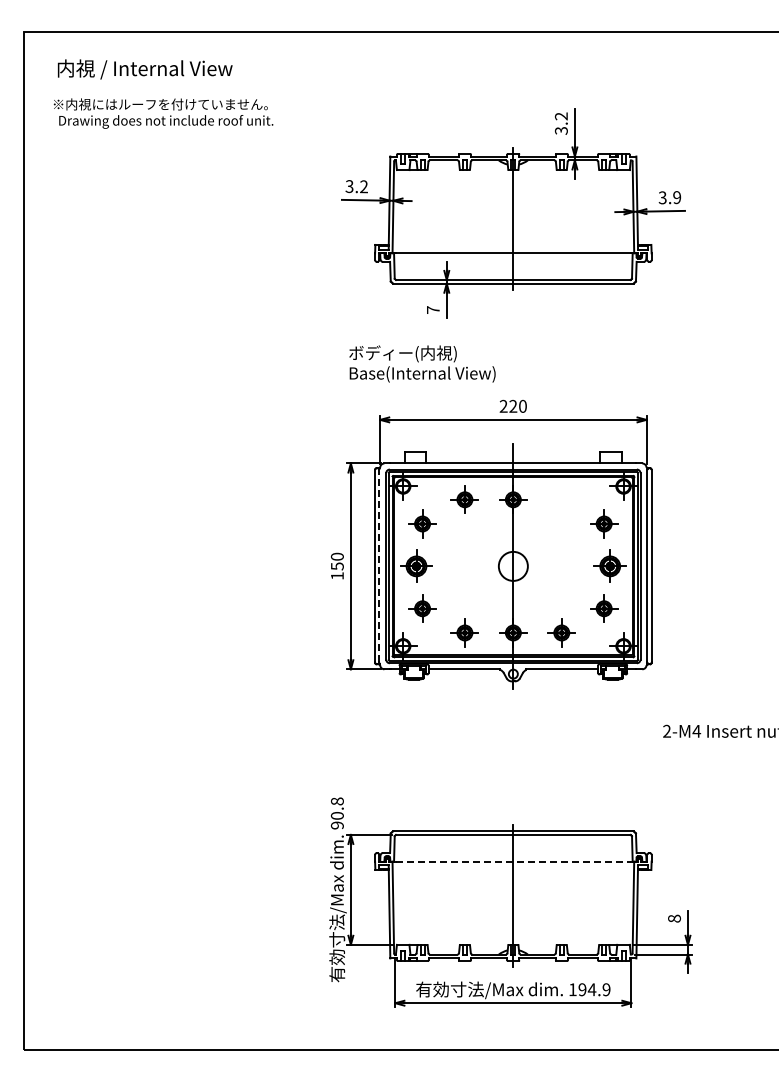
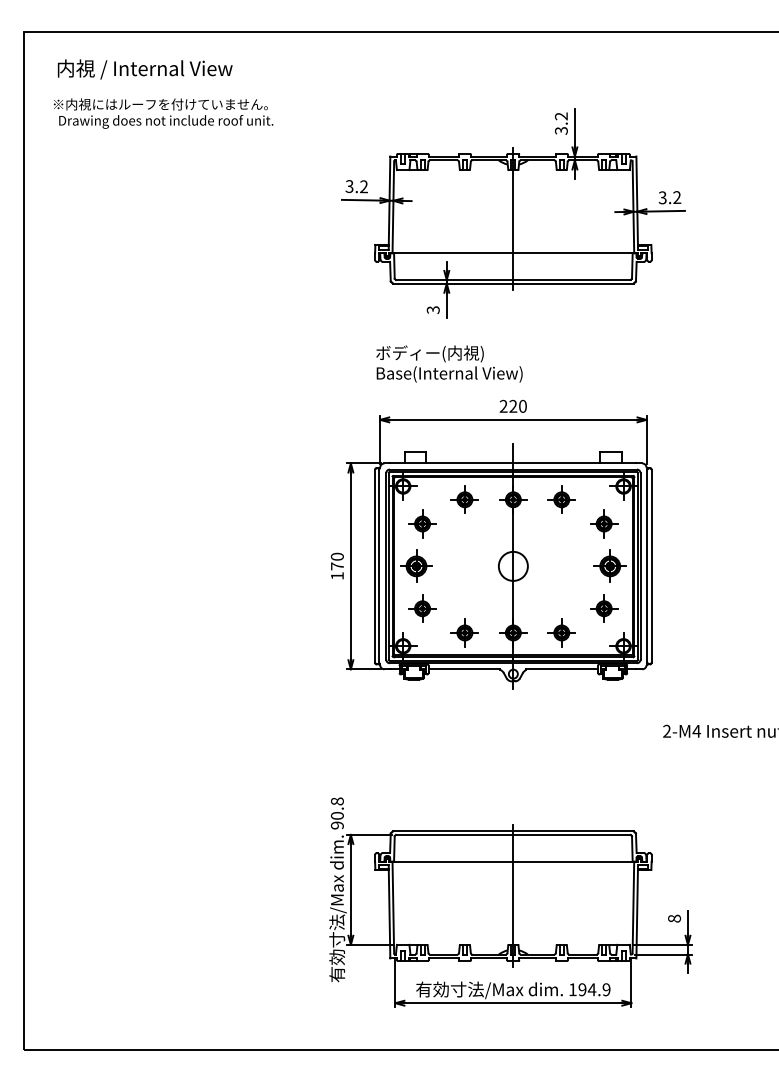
text: 3.9 -> 3.2 (677, 197)
text: 7 -> 3 (432, 310)
text position: (422, 363) -> (449, 363) (449, 363)
part: none -> present (561, 499)
line: dashed -> solid (379, 565)
text: 150 -> 170 (337, 566)
line: dashed -> solid (513, 861)
